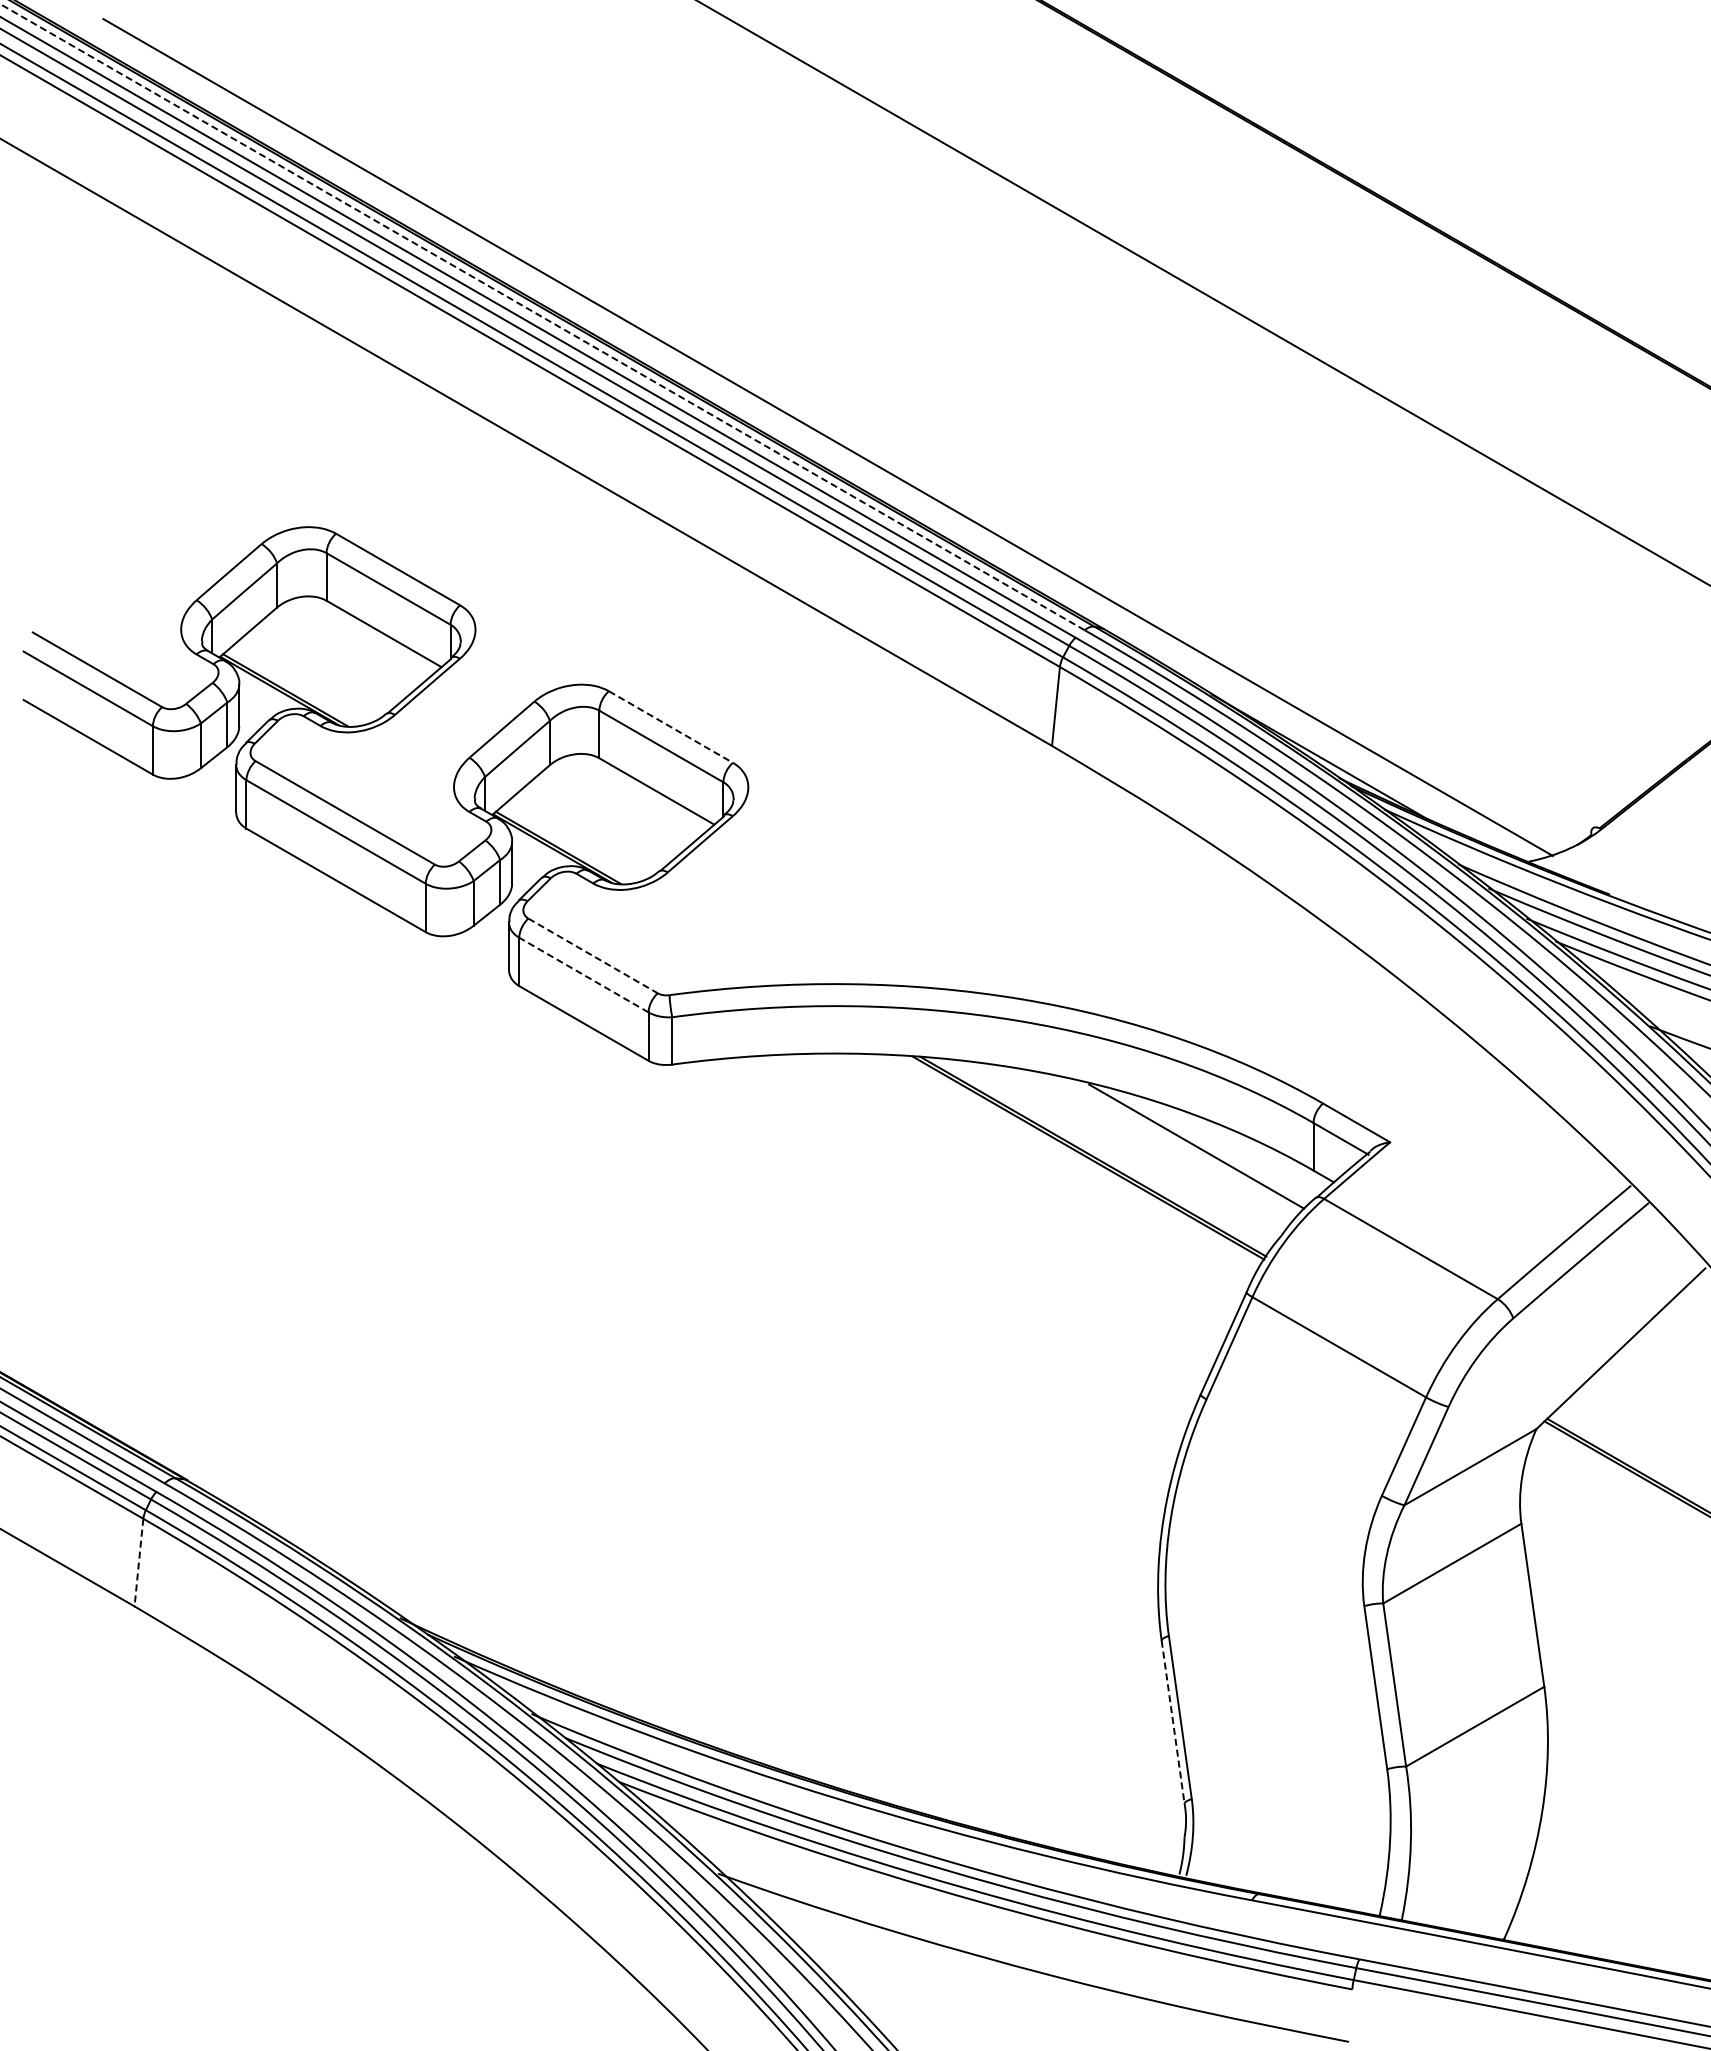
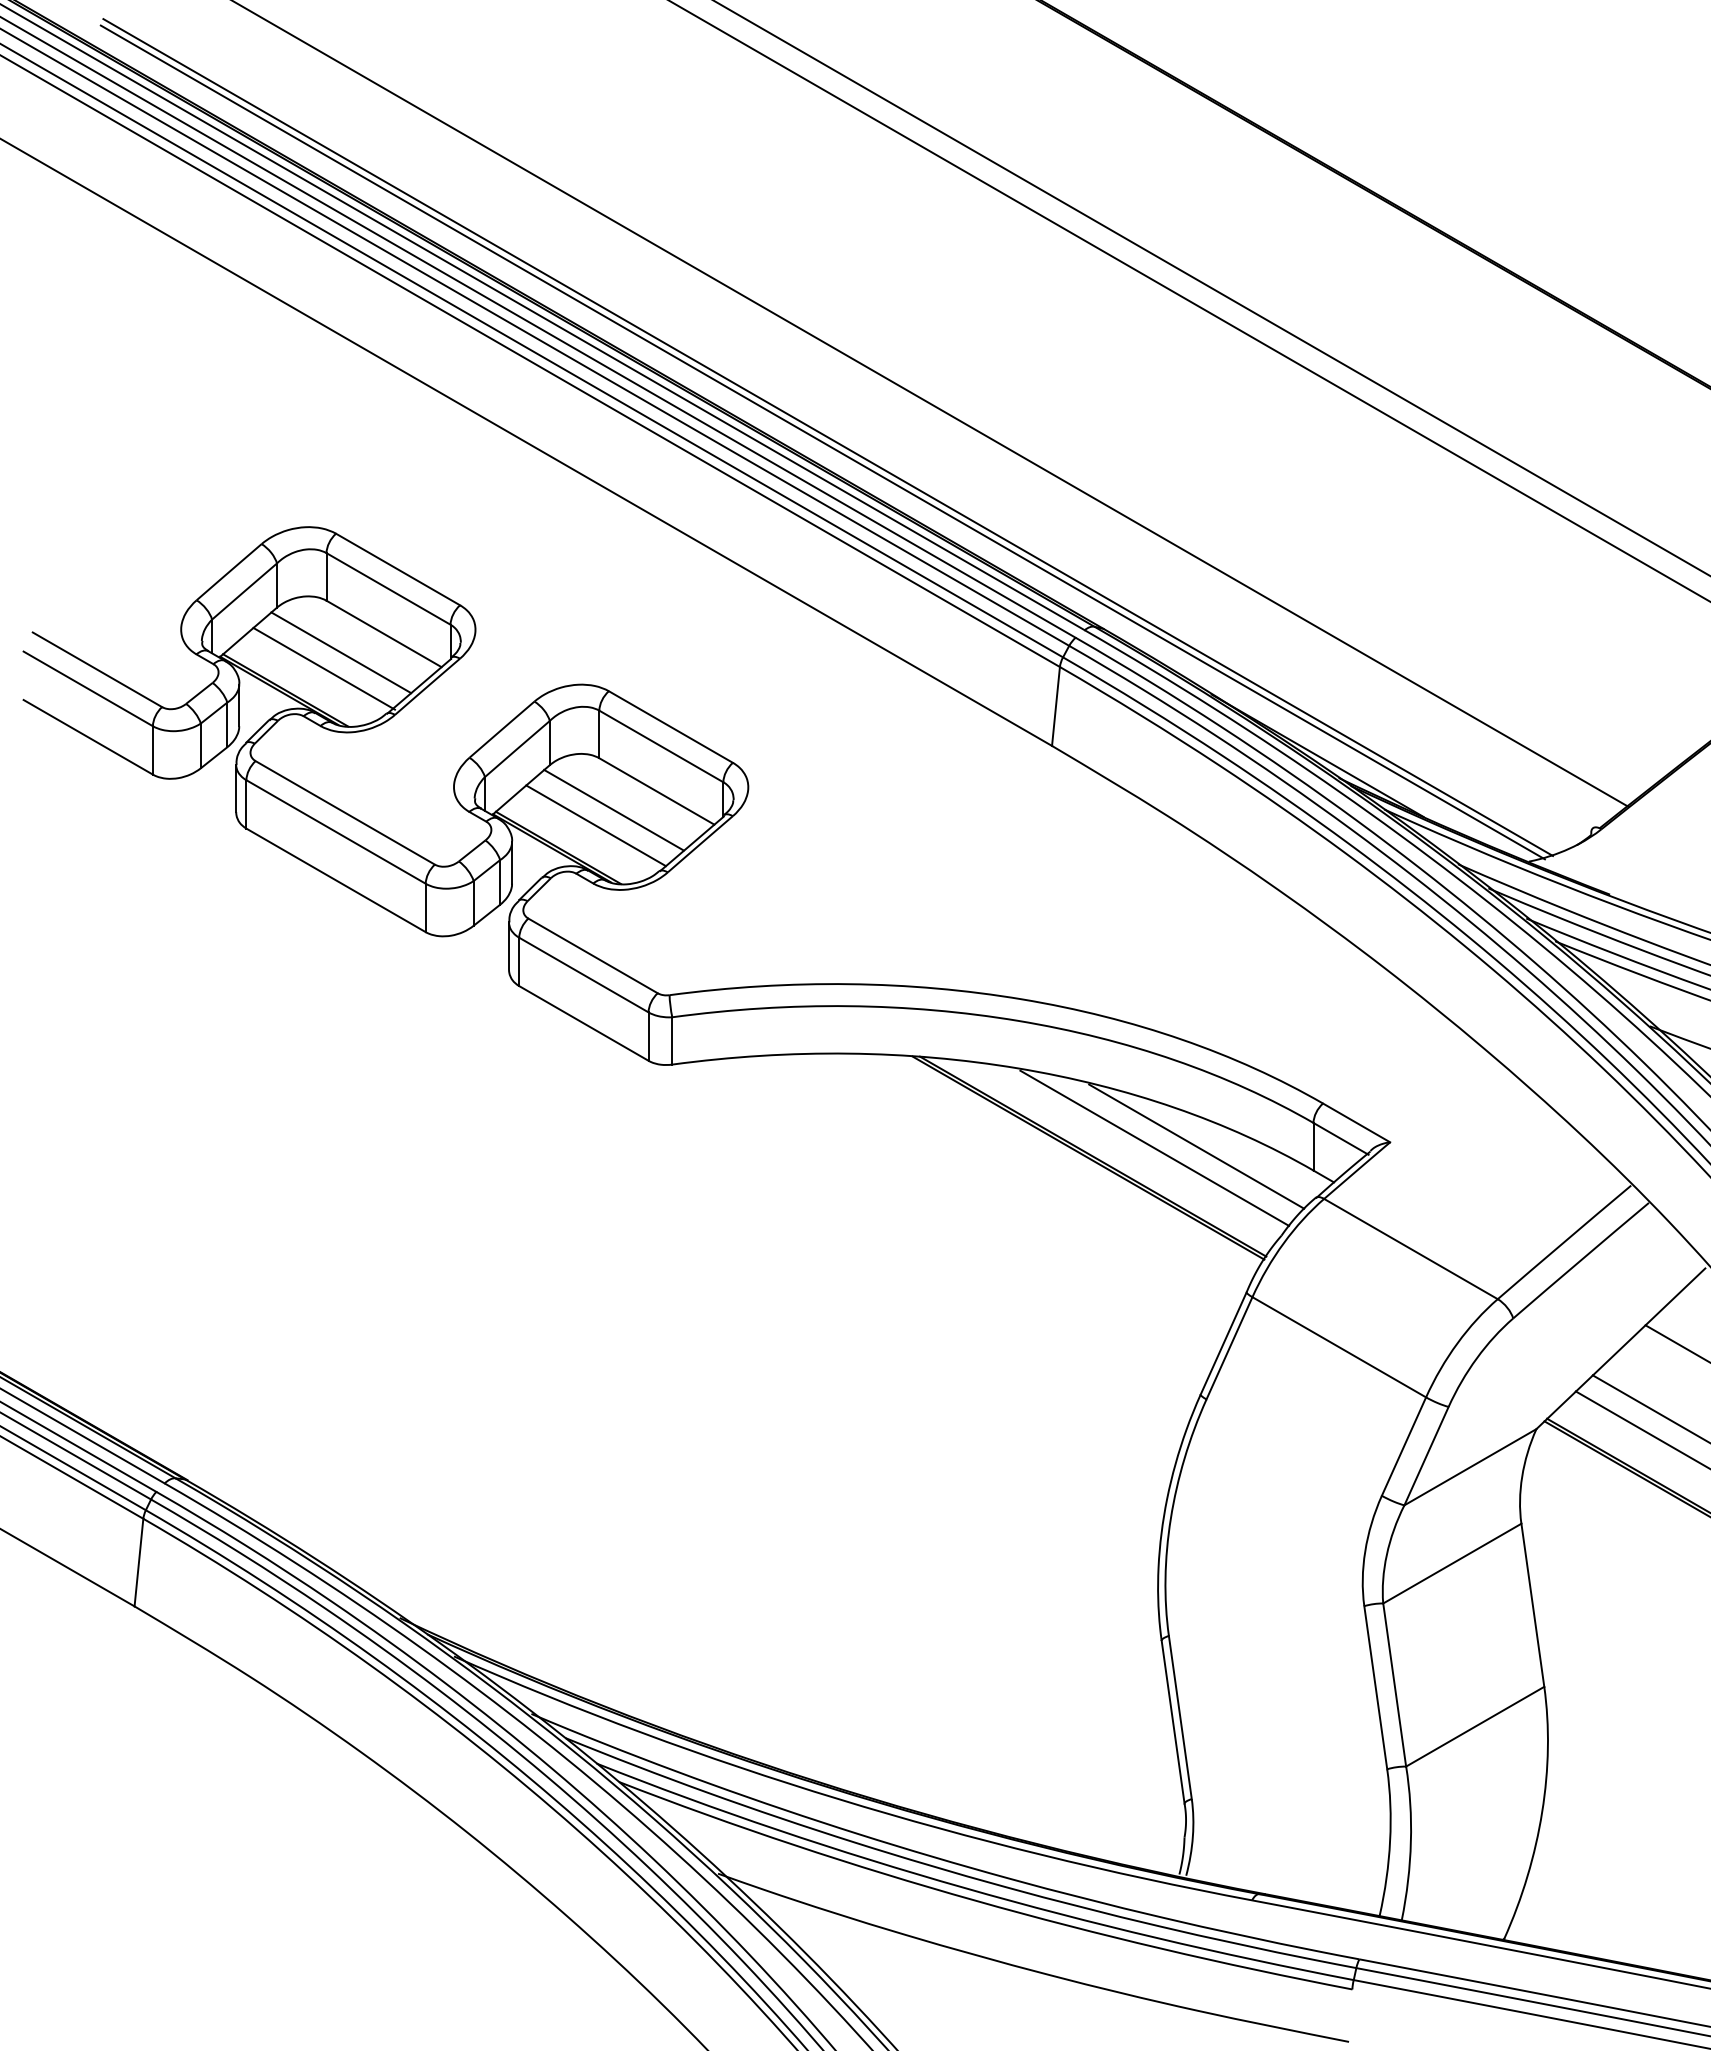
line: none -> present (1211, 288)
line position: (1203, 293) -> (1189, 301) (1189, 301)
line: dashed -> solid (542, 316)
line: none -> present (931, 404)
line: none -> present (822, 442)
line: none -> present (341, 652)
line: none -> present (323, 668)
line: dashed -> solid (670, 727)
line: none -> present (613, 809)
line: none -> present (595, 825)
line: dashed -> solid (593, 955)
line: dashed -> solid (583, 975)
line: none -> present (1154, 1147)
line: none -> present (1676, 1343)
line: none -> present (1649, 1408)
line: none -> present (1641, 1429)
line: dashed -> solid (138, 1563)
line: dashed -> solid (1173, 1722)
